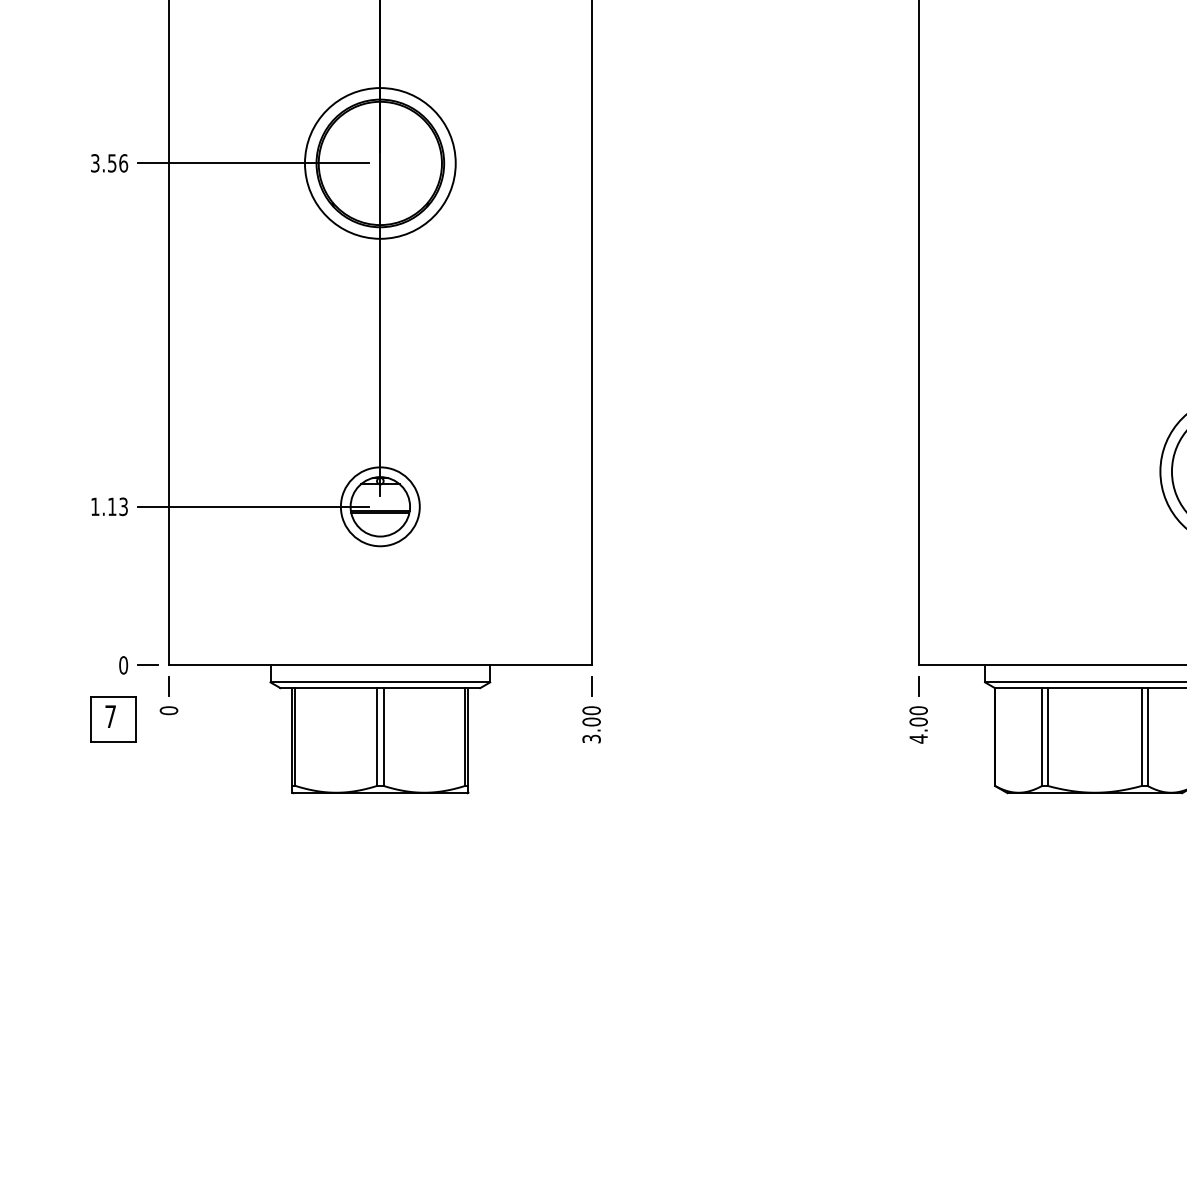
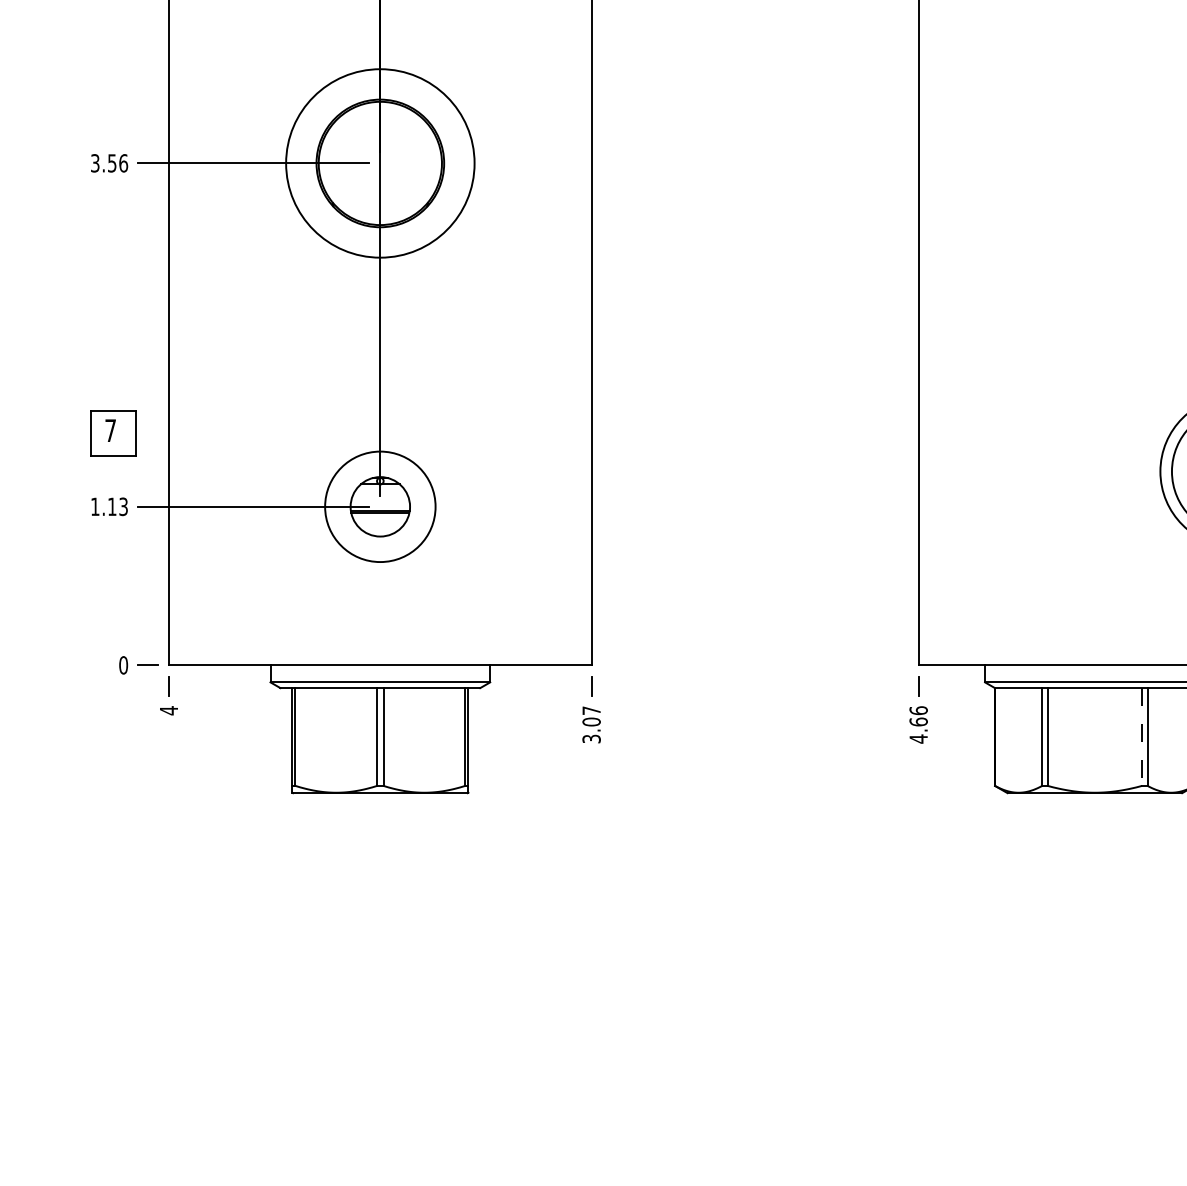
circle diameter: 151 px -> 188 px (380, 163)
circle diameter: 79 px -> 110 px (380, 506)
text: 0 -> 4 (168, 710)
text: 3.00 -> 3.07 (591, 710)
text: 4.00 -> 4.66 (918, 716)
part position: (113, 719) -> (113, 433) (113, 433)
line: solid -> dashed (1142, 737)
